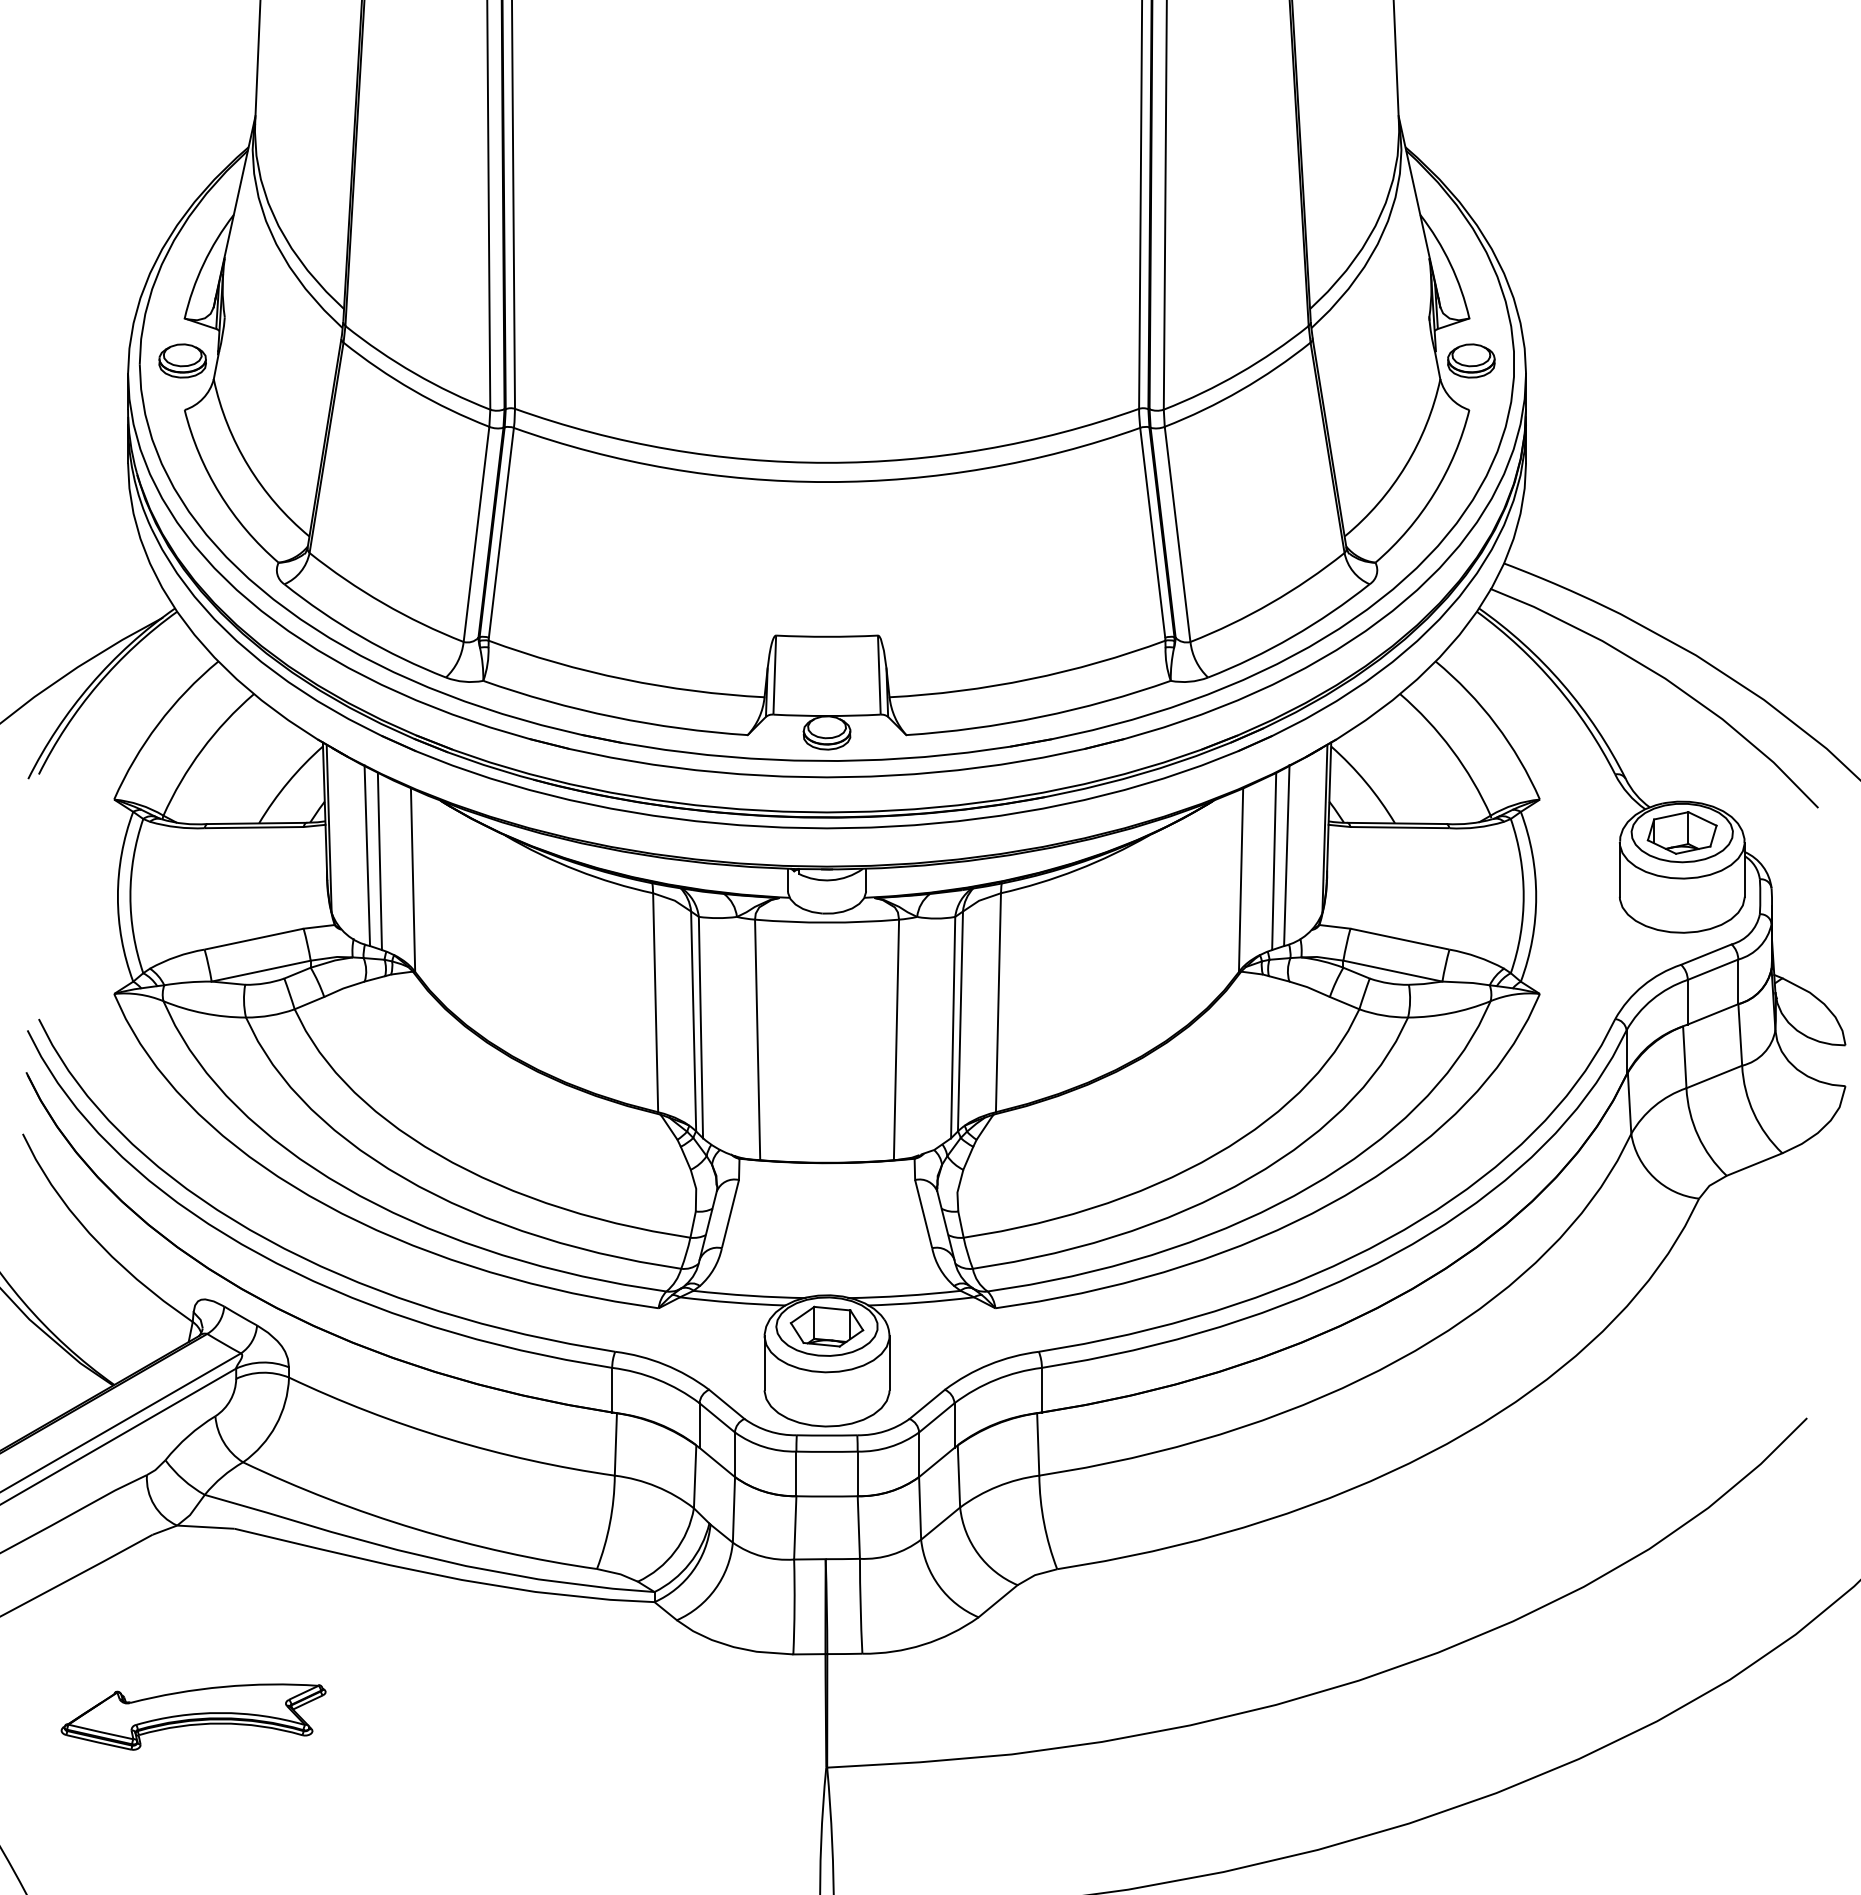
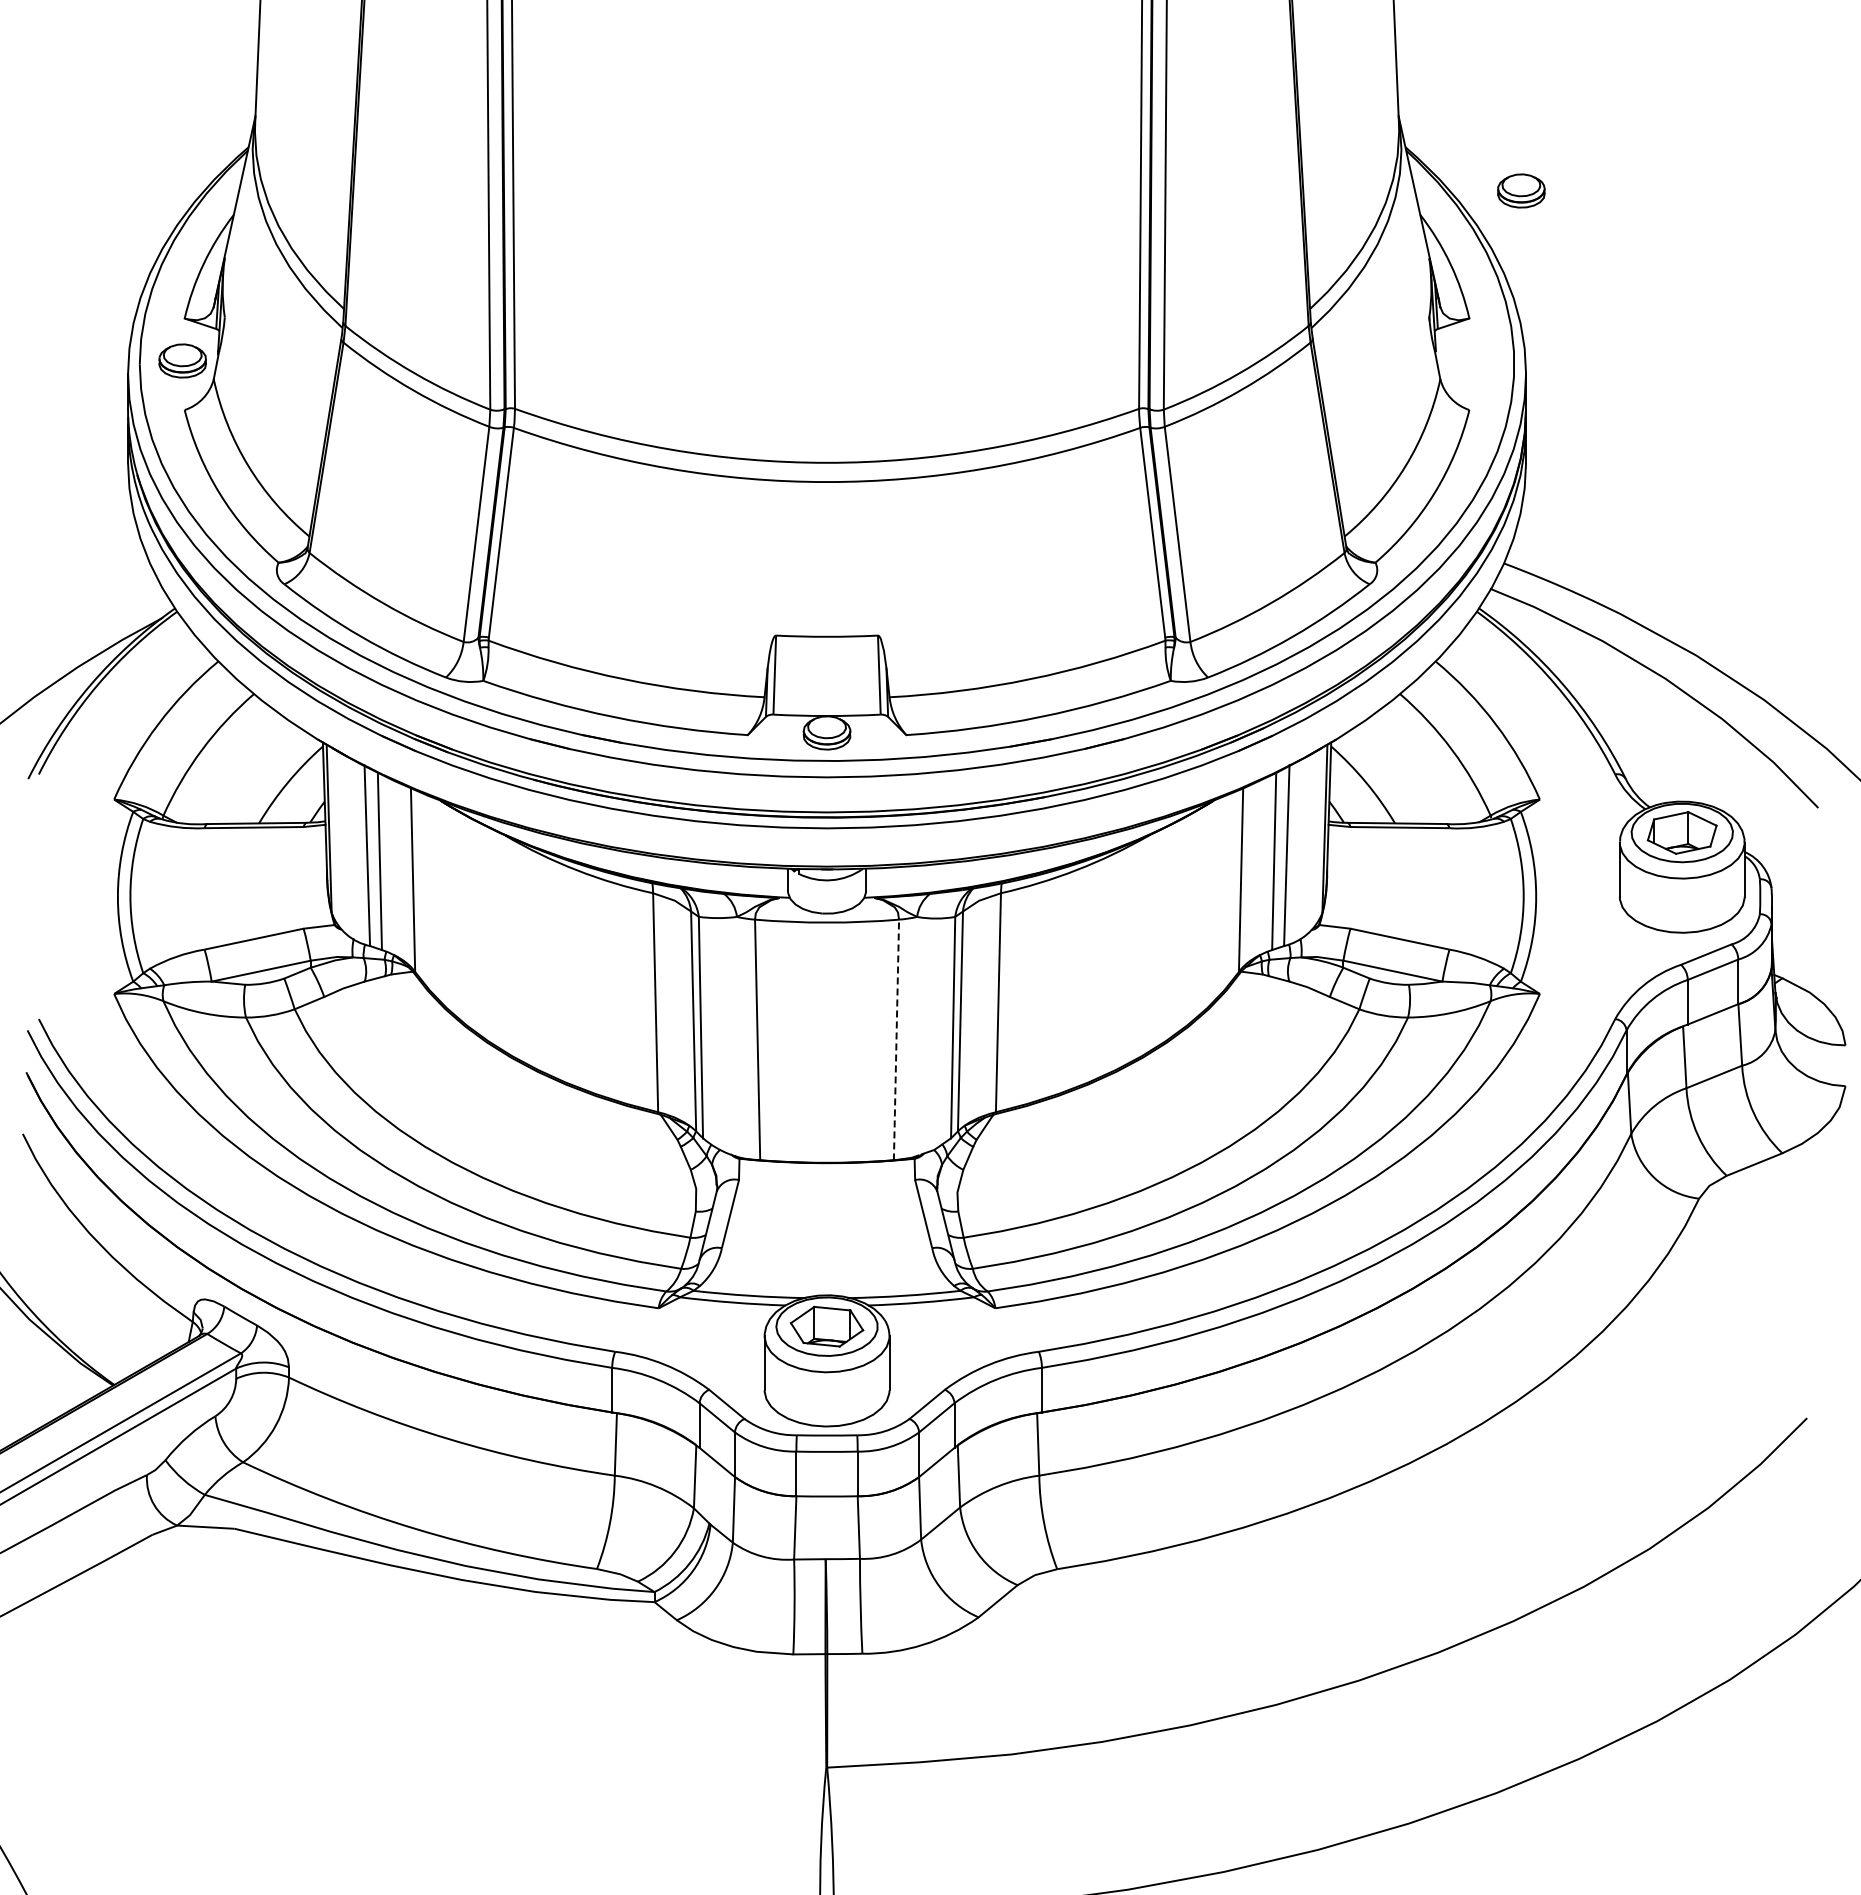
part position: (1471, 360) -> (1521, 190) (1521, 190)
line: solid -> dashed (896, 1039)
part: present -> none (193, 1716)
